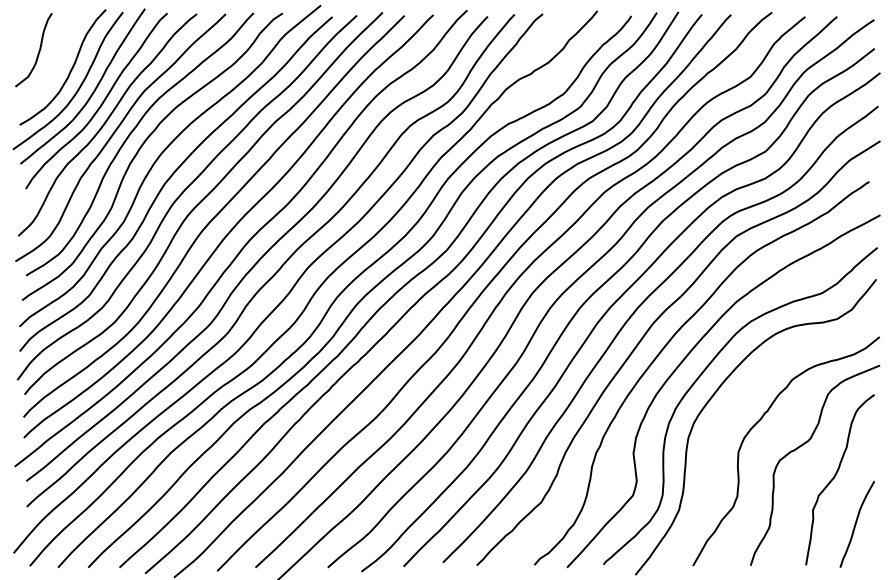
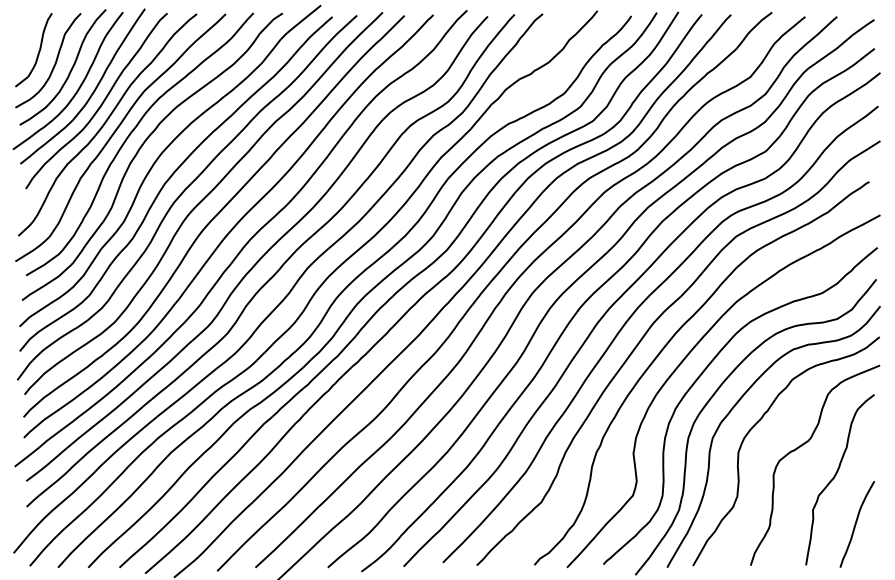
curve: none -> present (54, 63)
curve: none -> present (736, 405)
